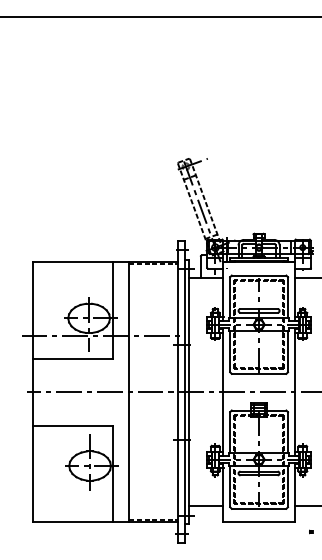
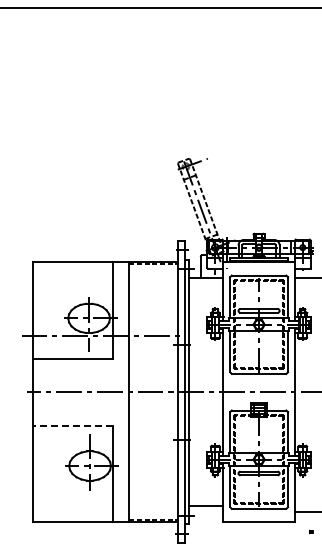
line position: (160, 16) -> (160, 7) (160, 7)
line: solid -> dashed (72, 425)
line position: (306, 506) -> (306, 512) (306, 512)
